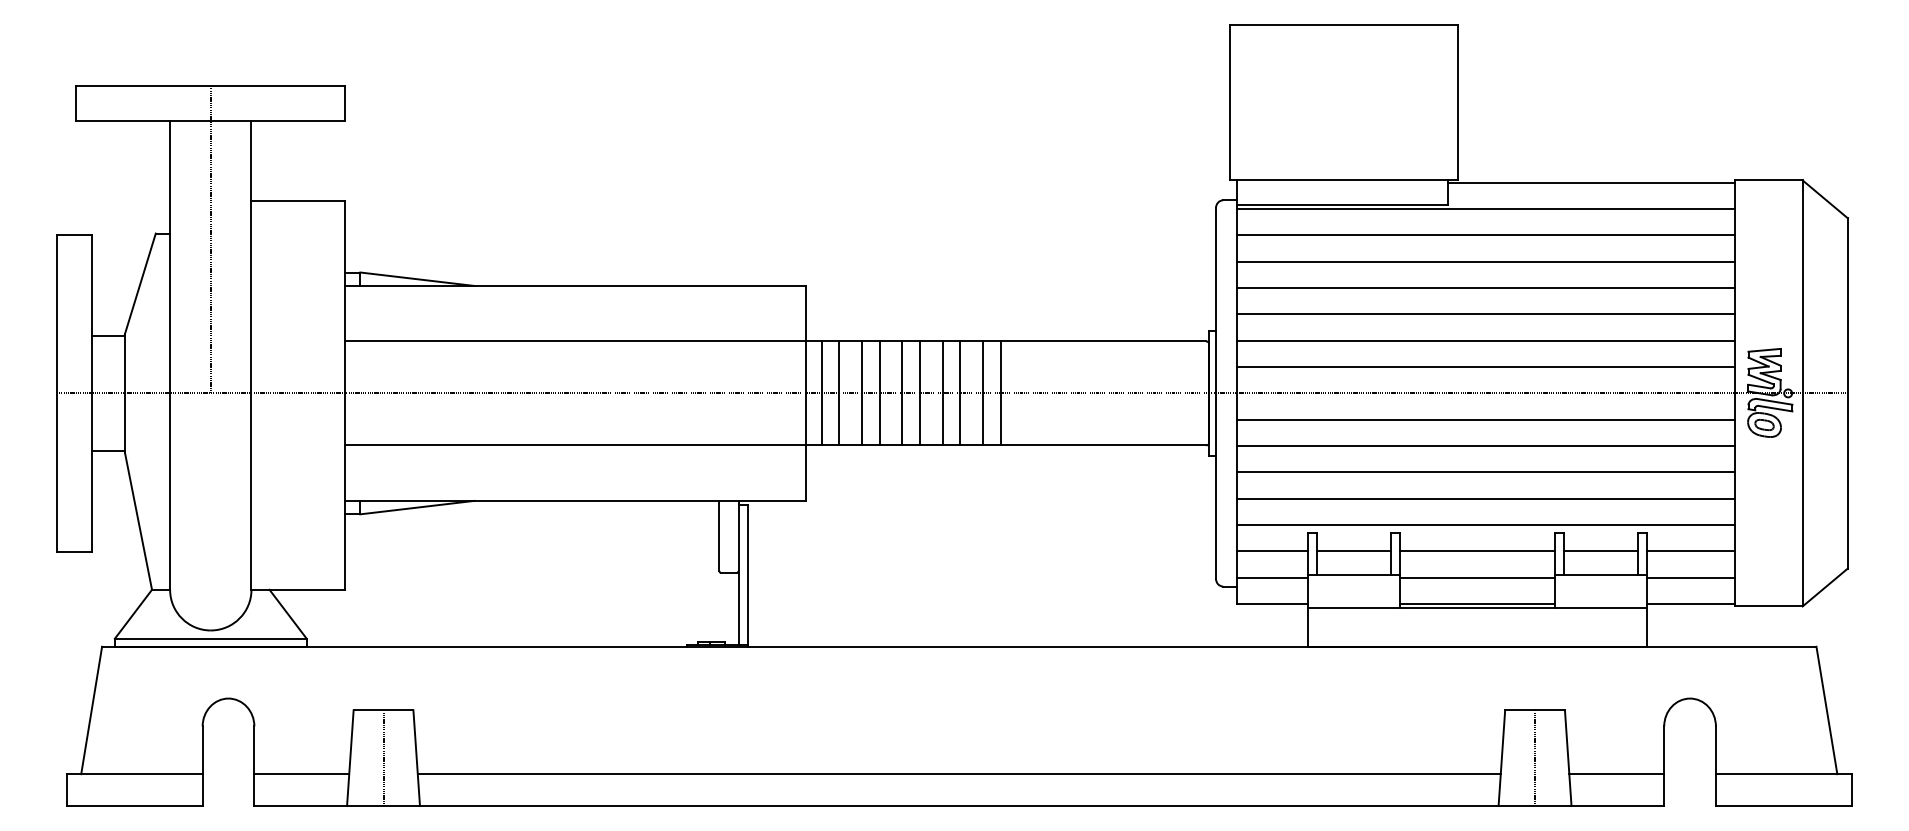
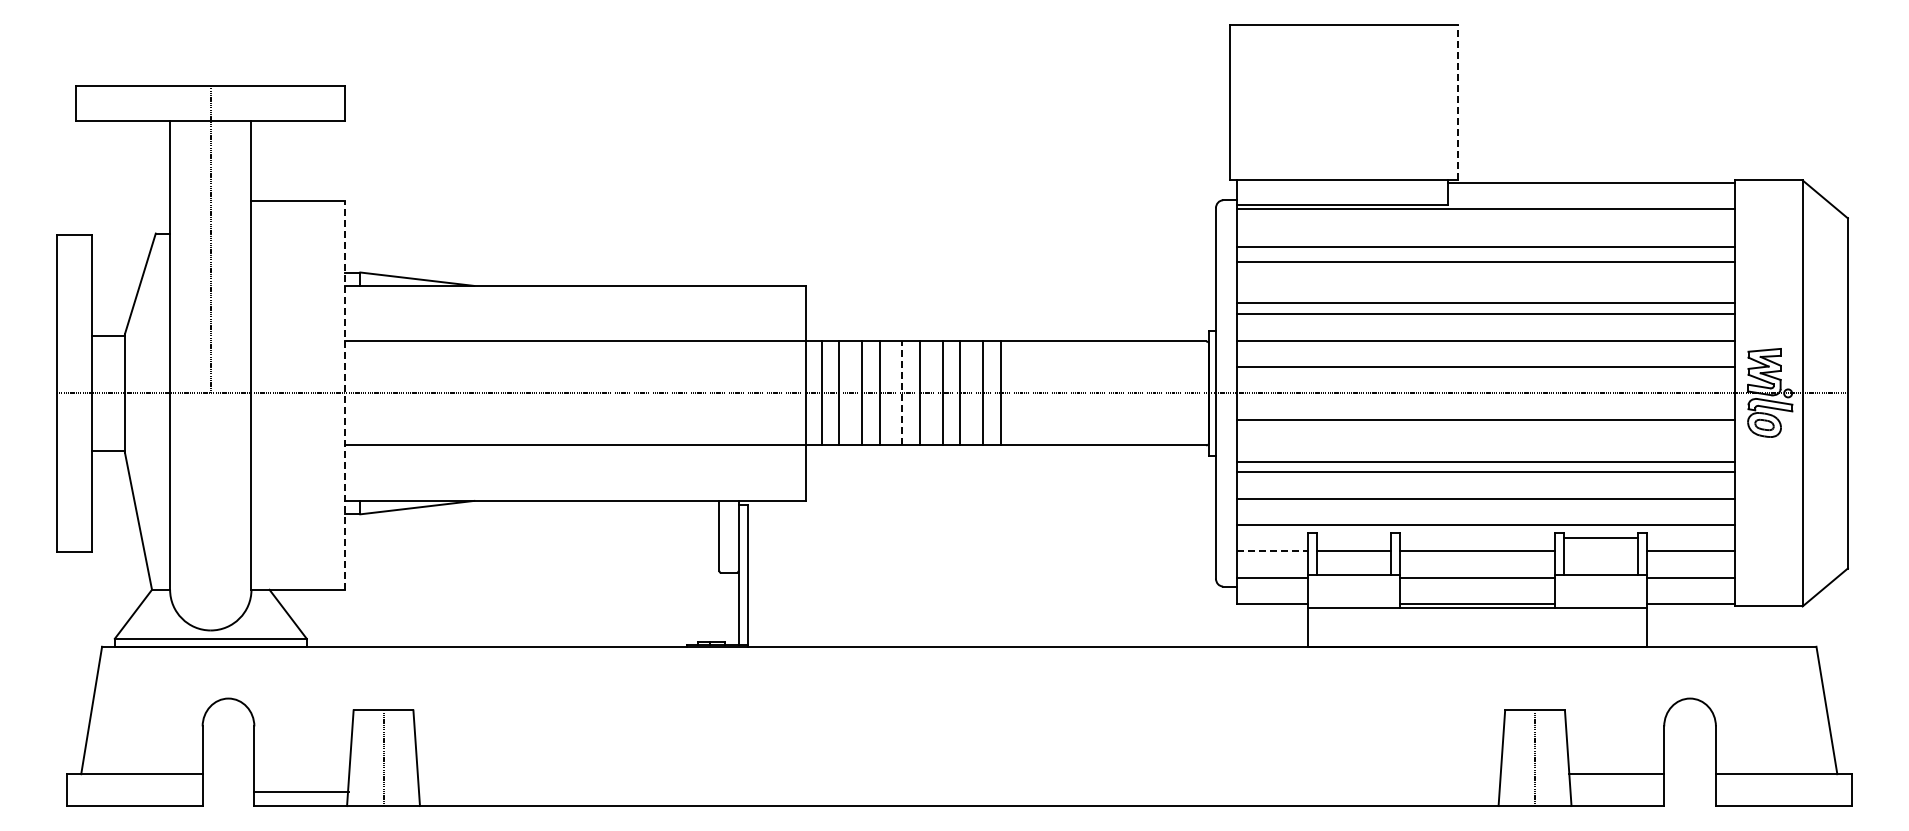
line: solid -> dashed (1457, 102)
line position: (1485, 235) -> (1485, 247) (1485, 247)
line position: (1485, 288) -> (1485, 303) (1485, 303)
line: solid -> dashed (902, 393)
line: solid -> dashed (345, 394)
line position: (1485, 446) -> (1485, 462) (1485, 462)
line: solid -> dashed (1273, 551)
line position: (1600, 551) -> (1600, 538) (1600, 538)
line position: (301, 774) -> (301, 792) (301, 792)
line: present -> none (958, 774)
